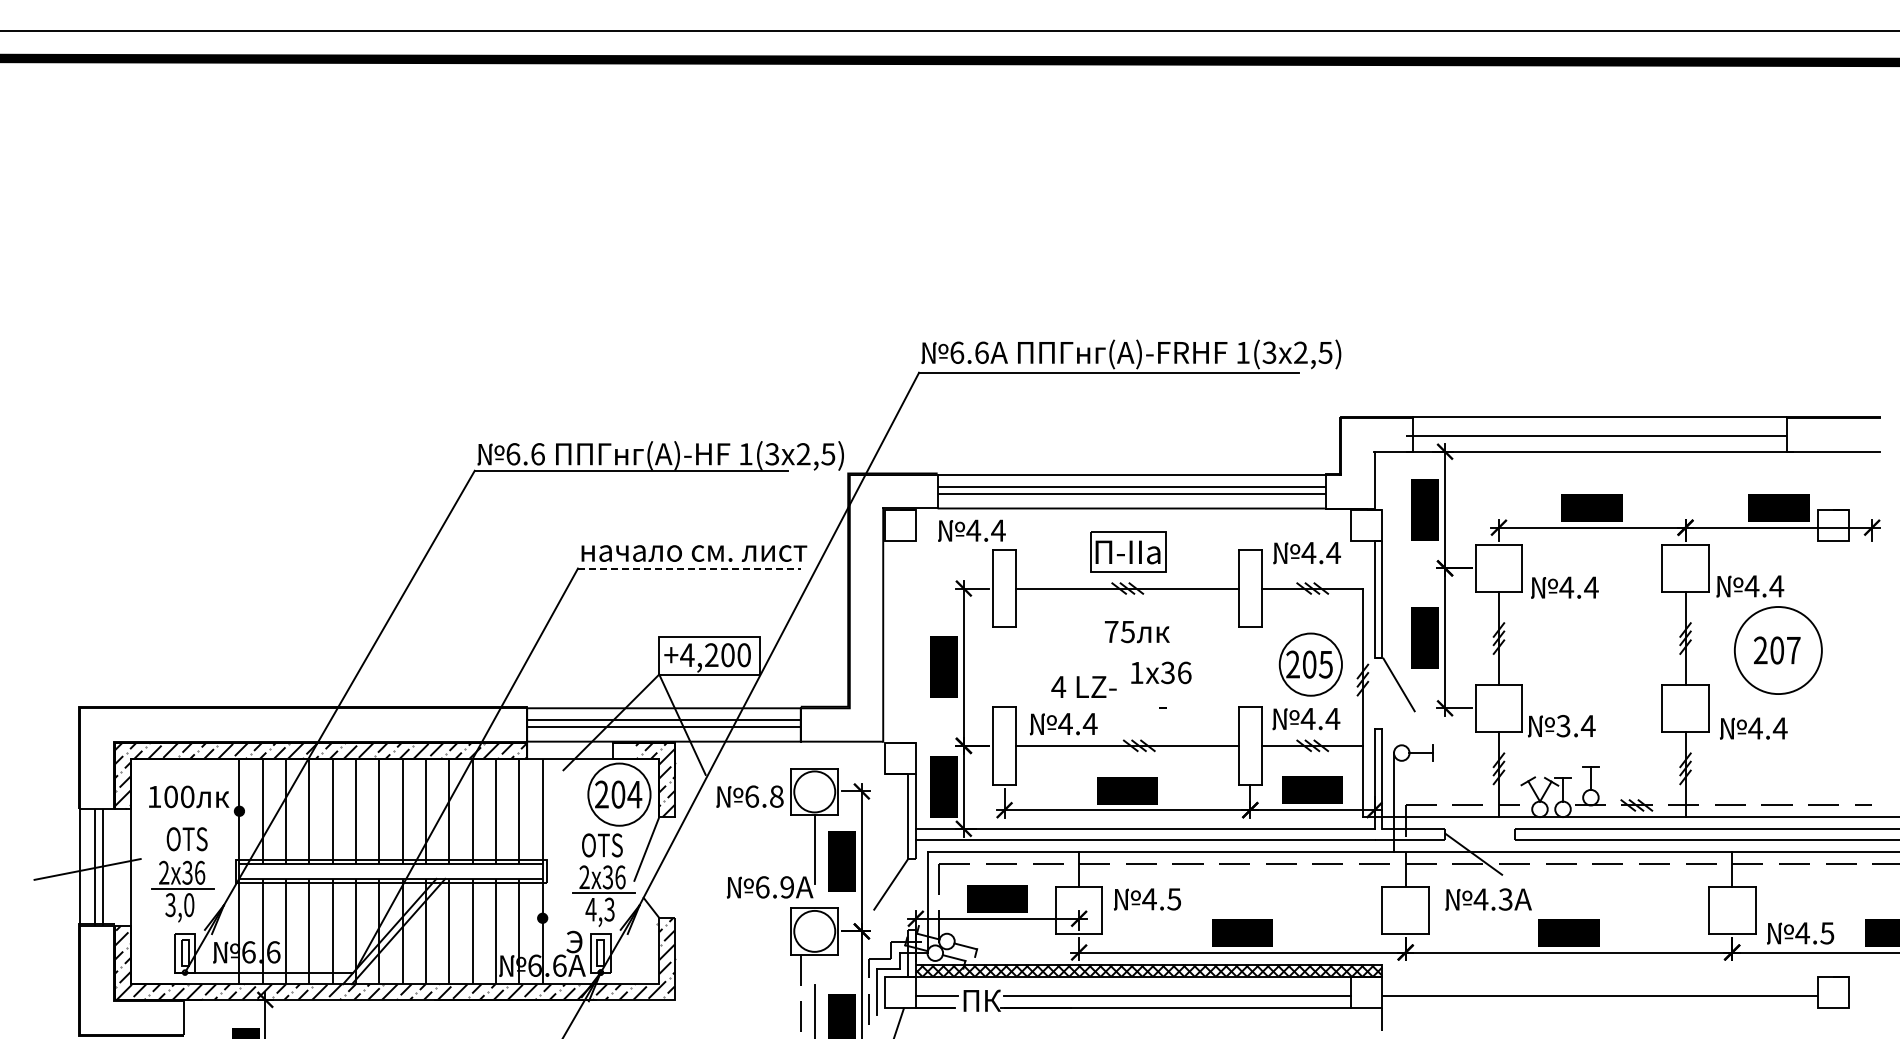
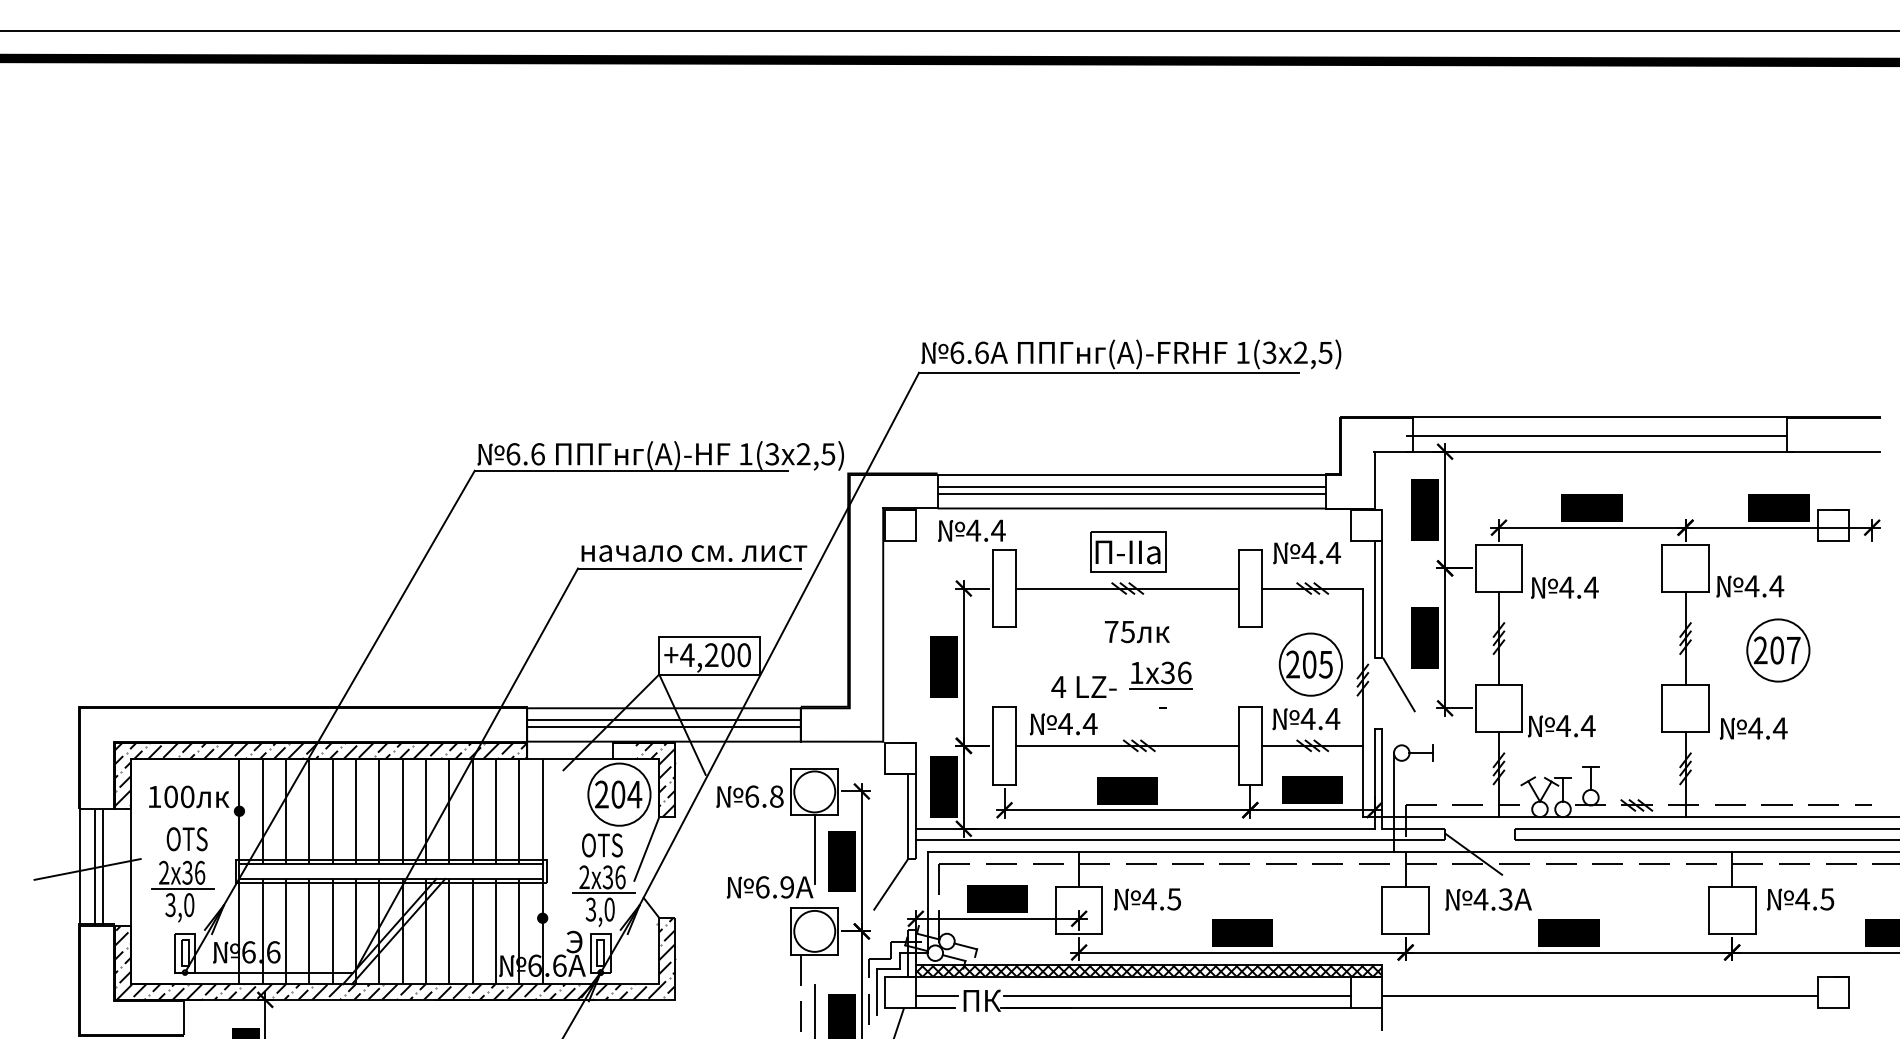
line: dashed -> solid (689, 568)
circle diameter: 87 px -> 62 px (1778, 650)
line: none -> present (1160, 688)
text: 3.4 -> 4.4 (1563, 725)
text: 4,3 -> 3,0 (599, 909)
text position: (1800, 933) -> (1800, 899) (1800, 899)
